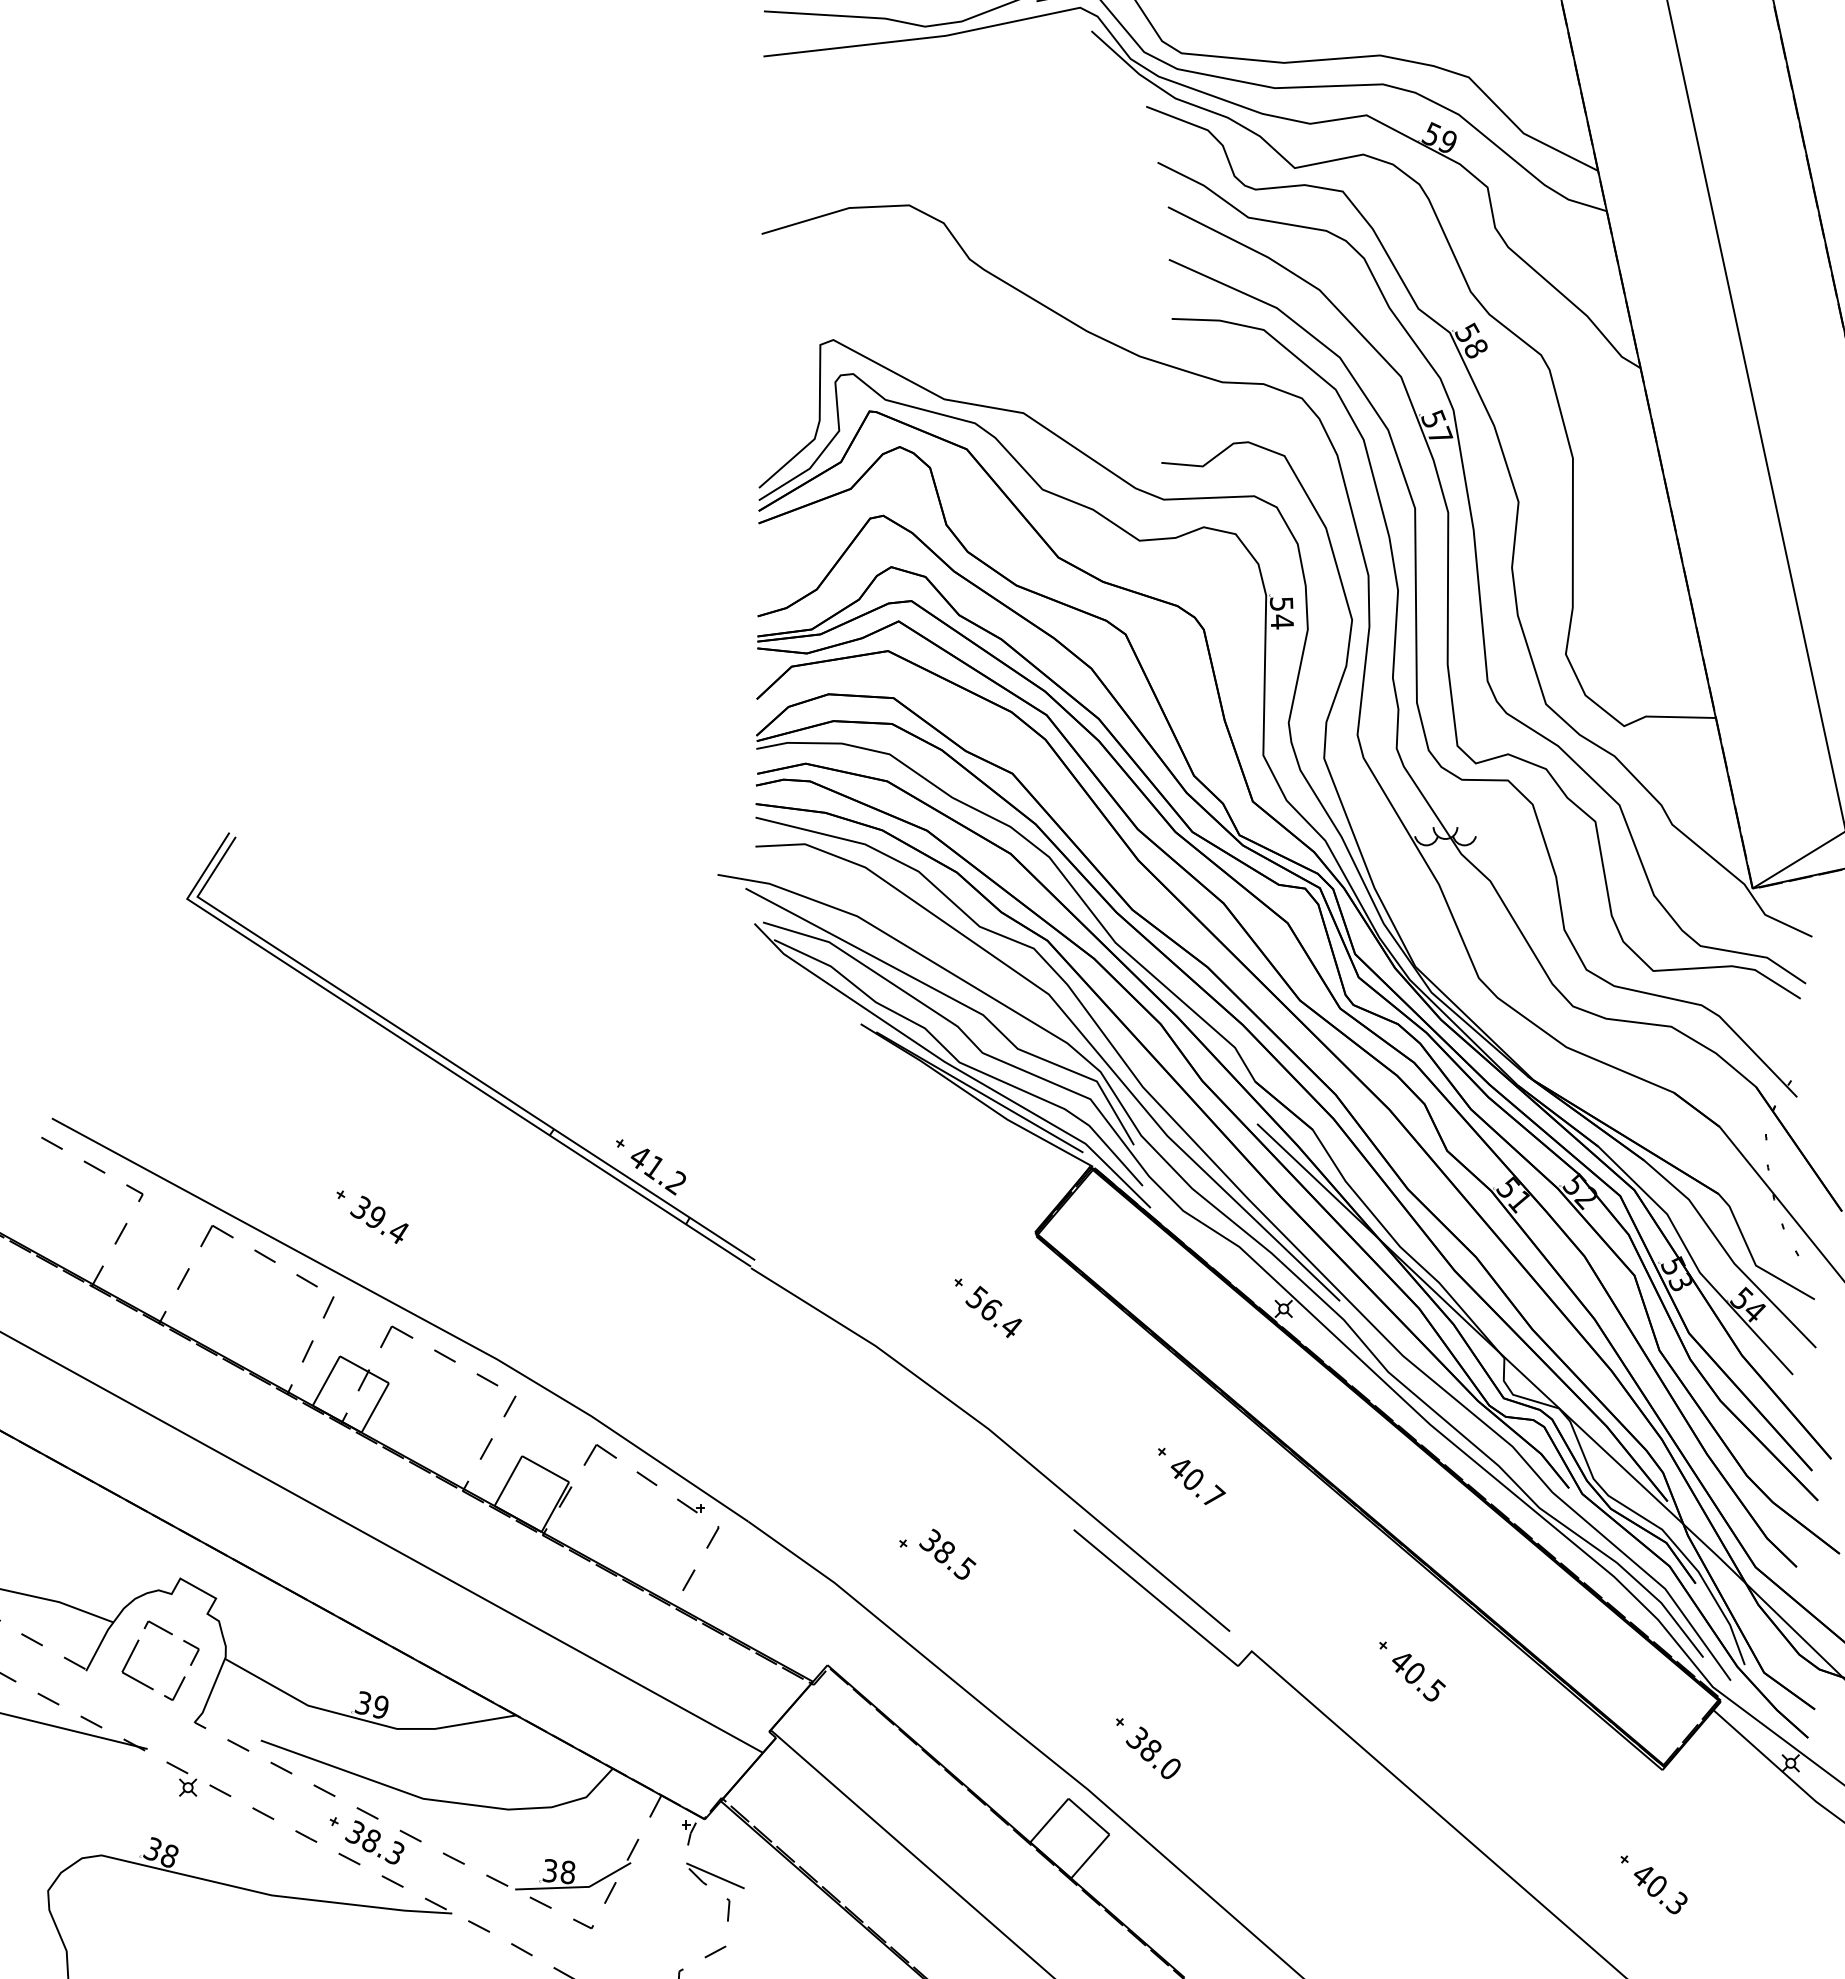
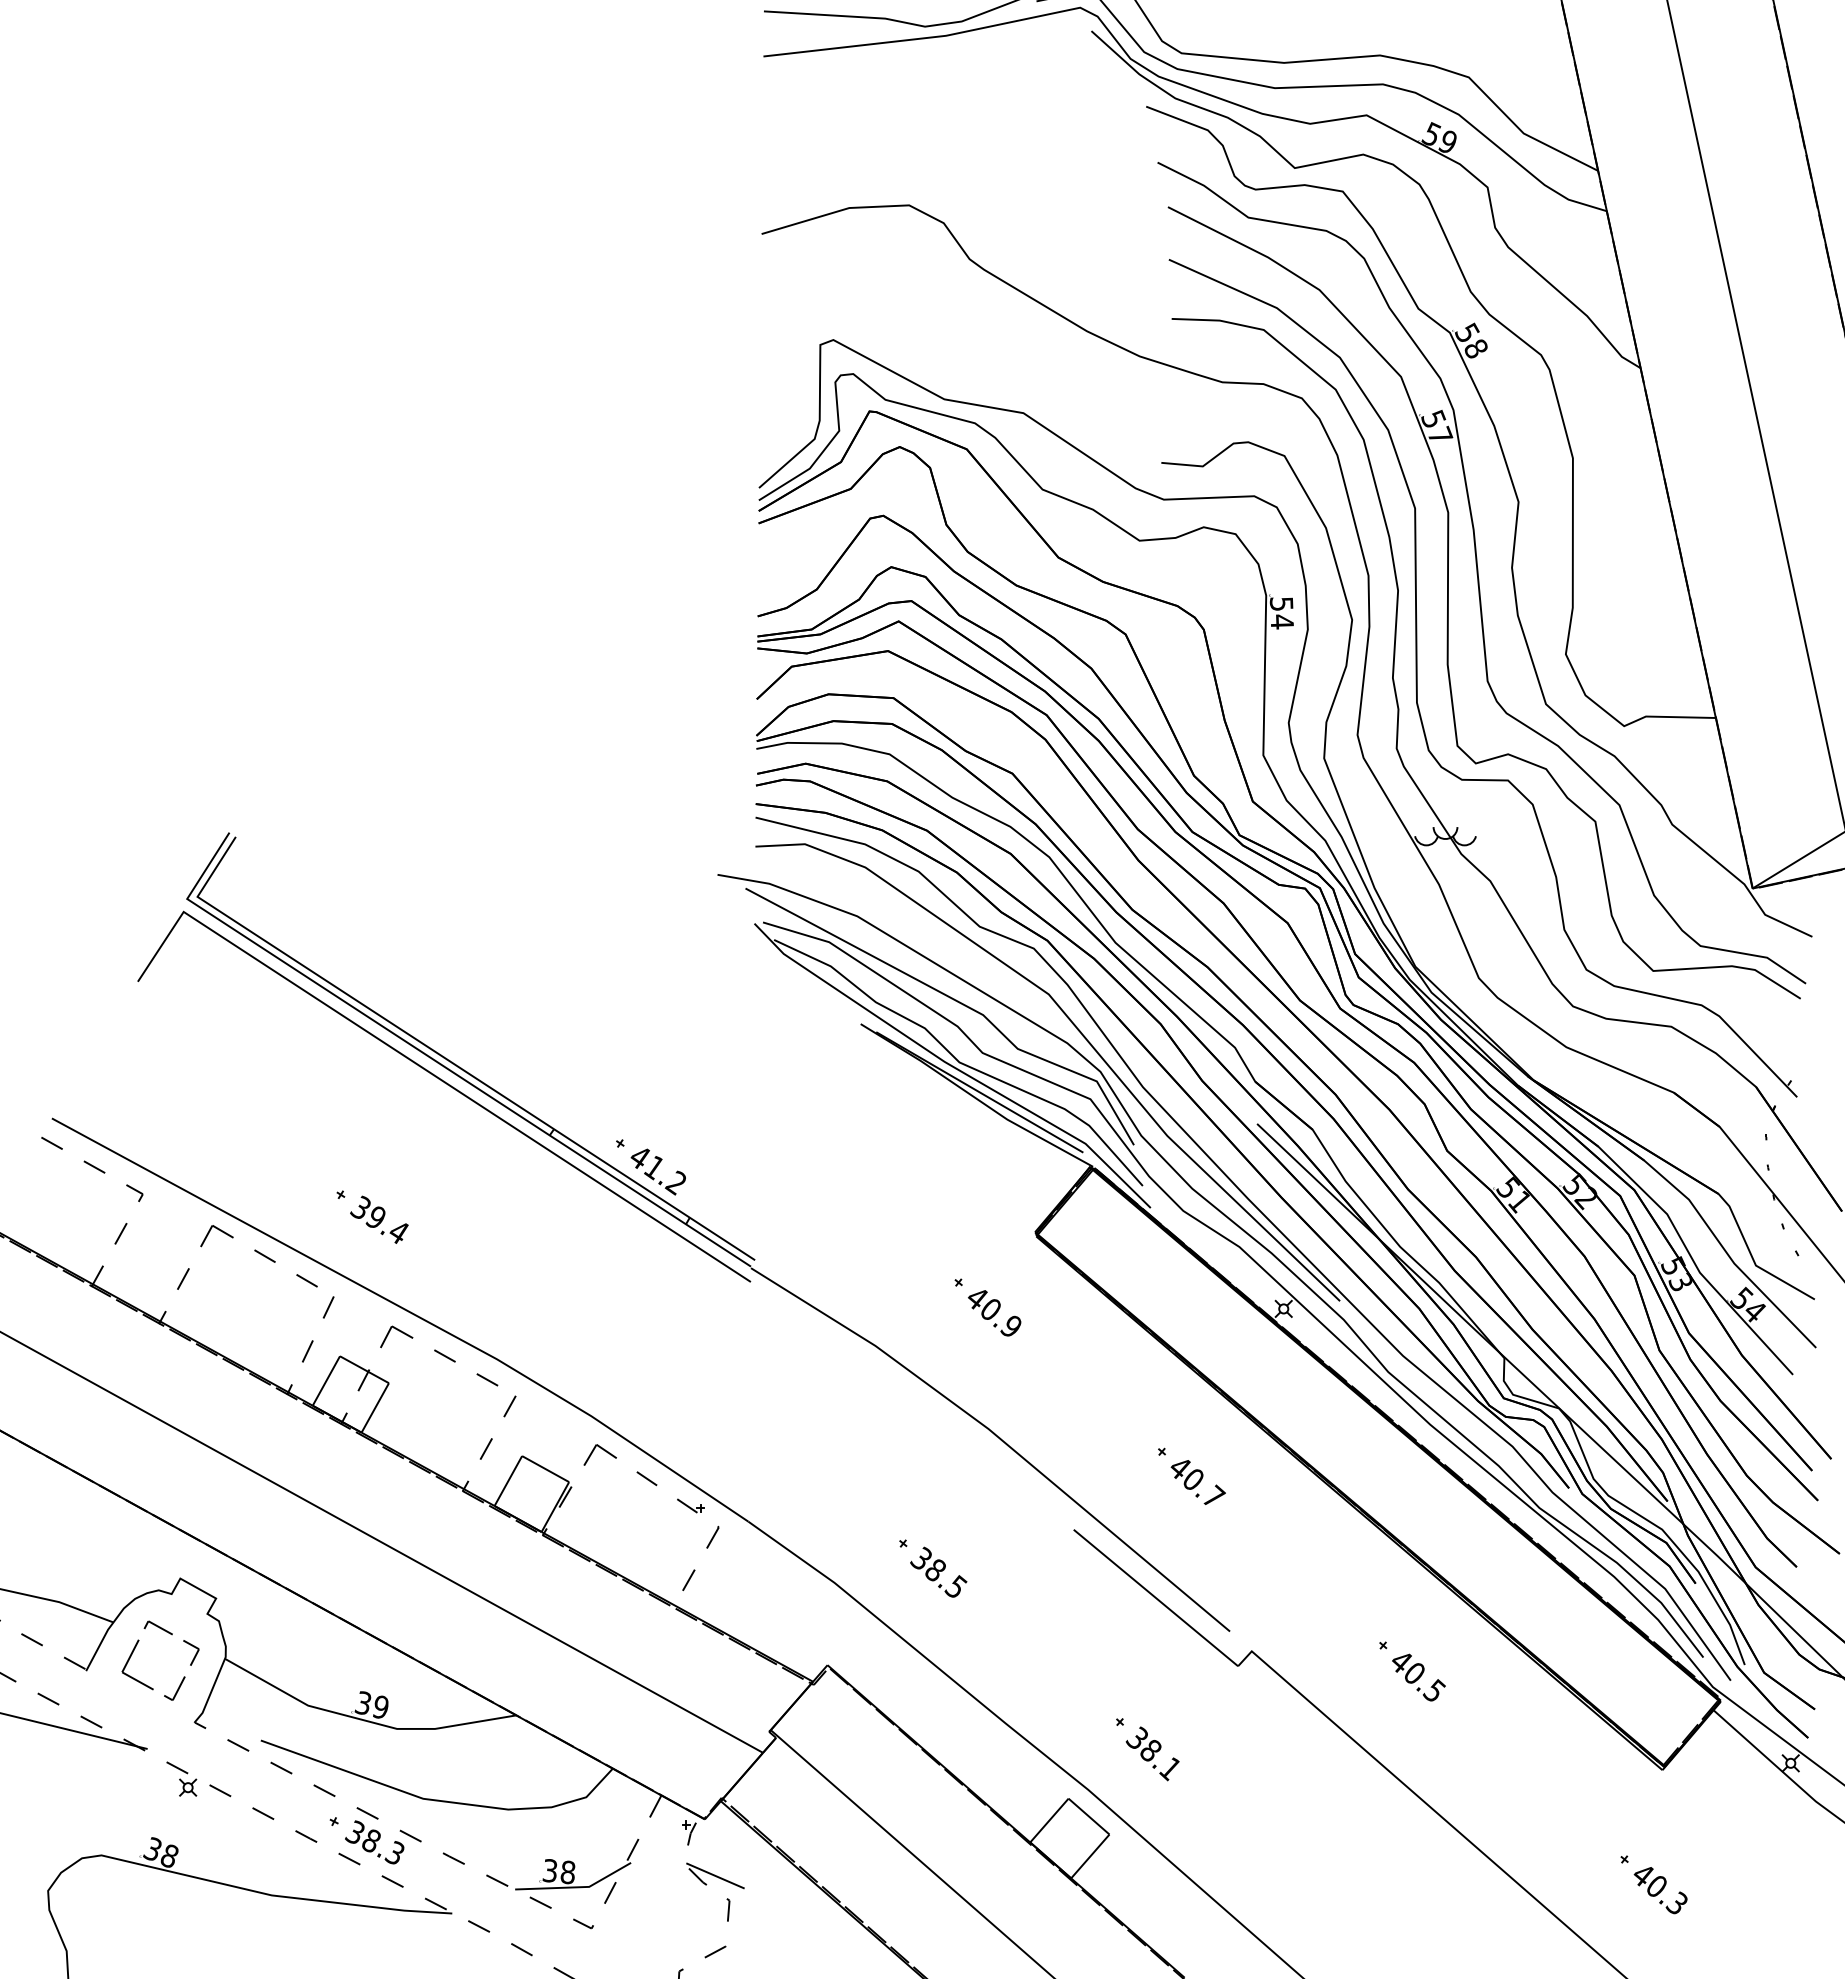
line: none -> present (450, 1087)
text: 56.4 -> 40.9 (993, 1311)
text position: (947, 1553) -> (938, 1571) (938, 1571)
text: 38.0 -> 38.1 (1169, 1769)
